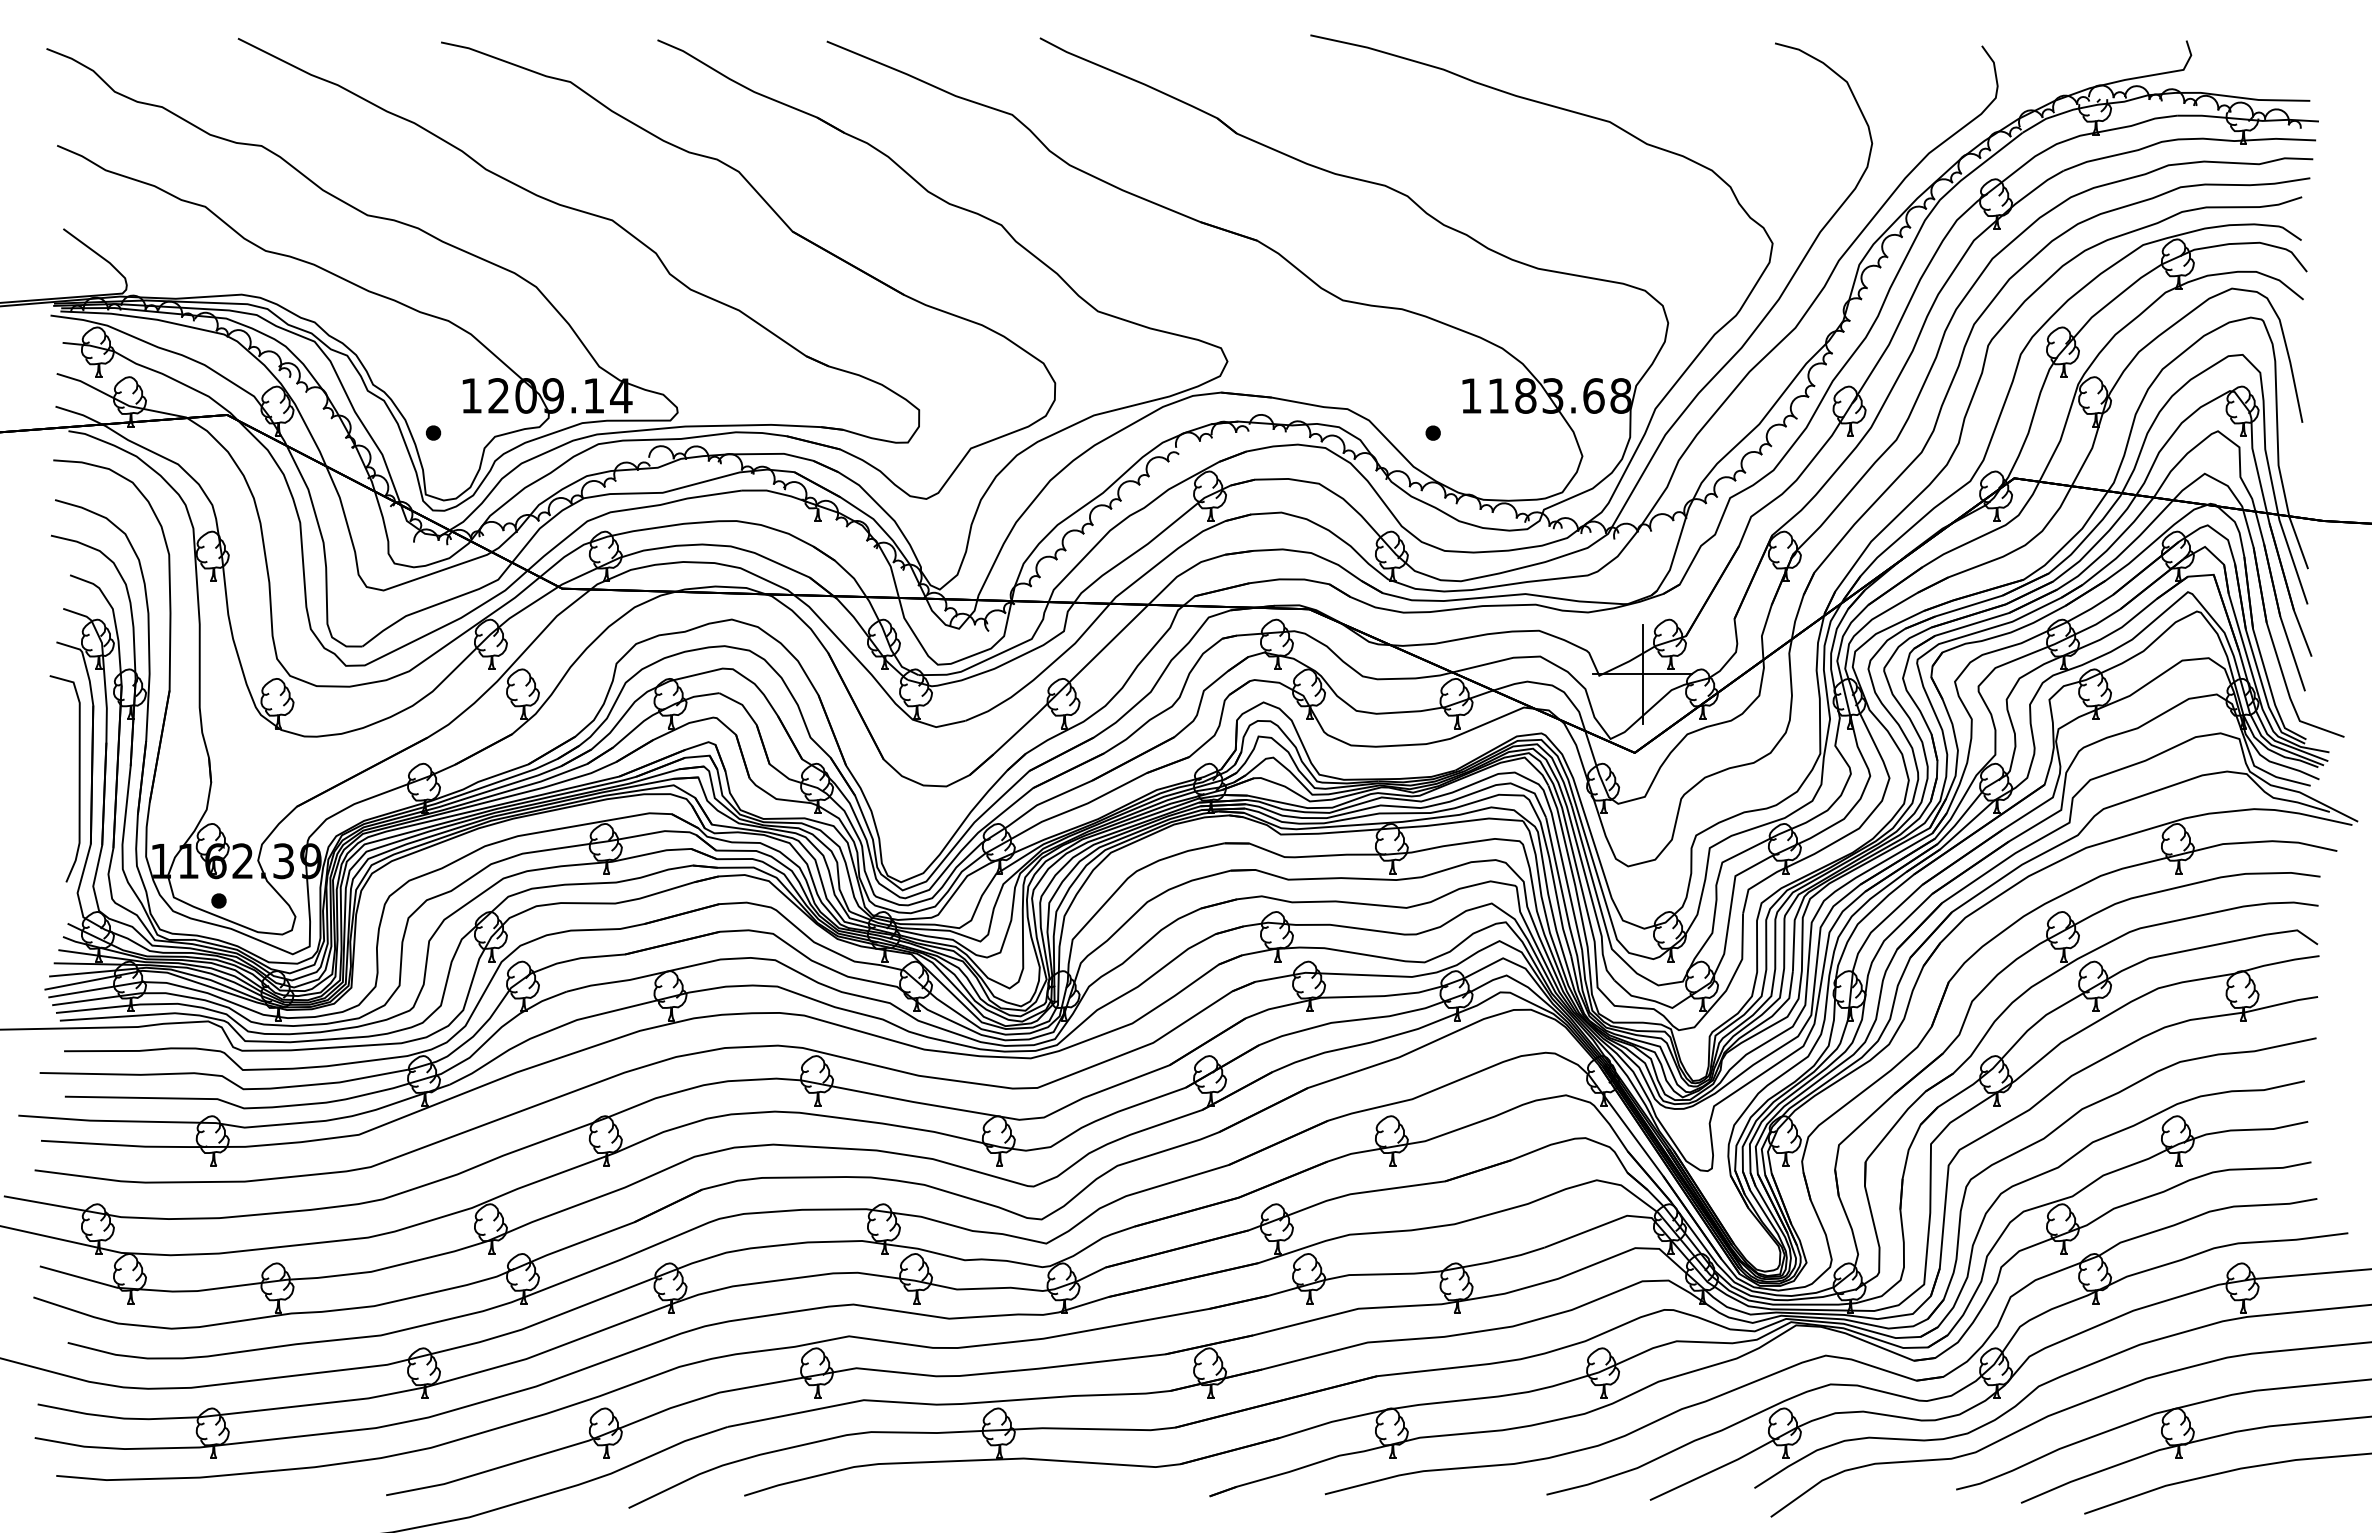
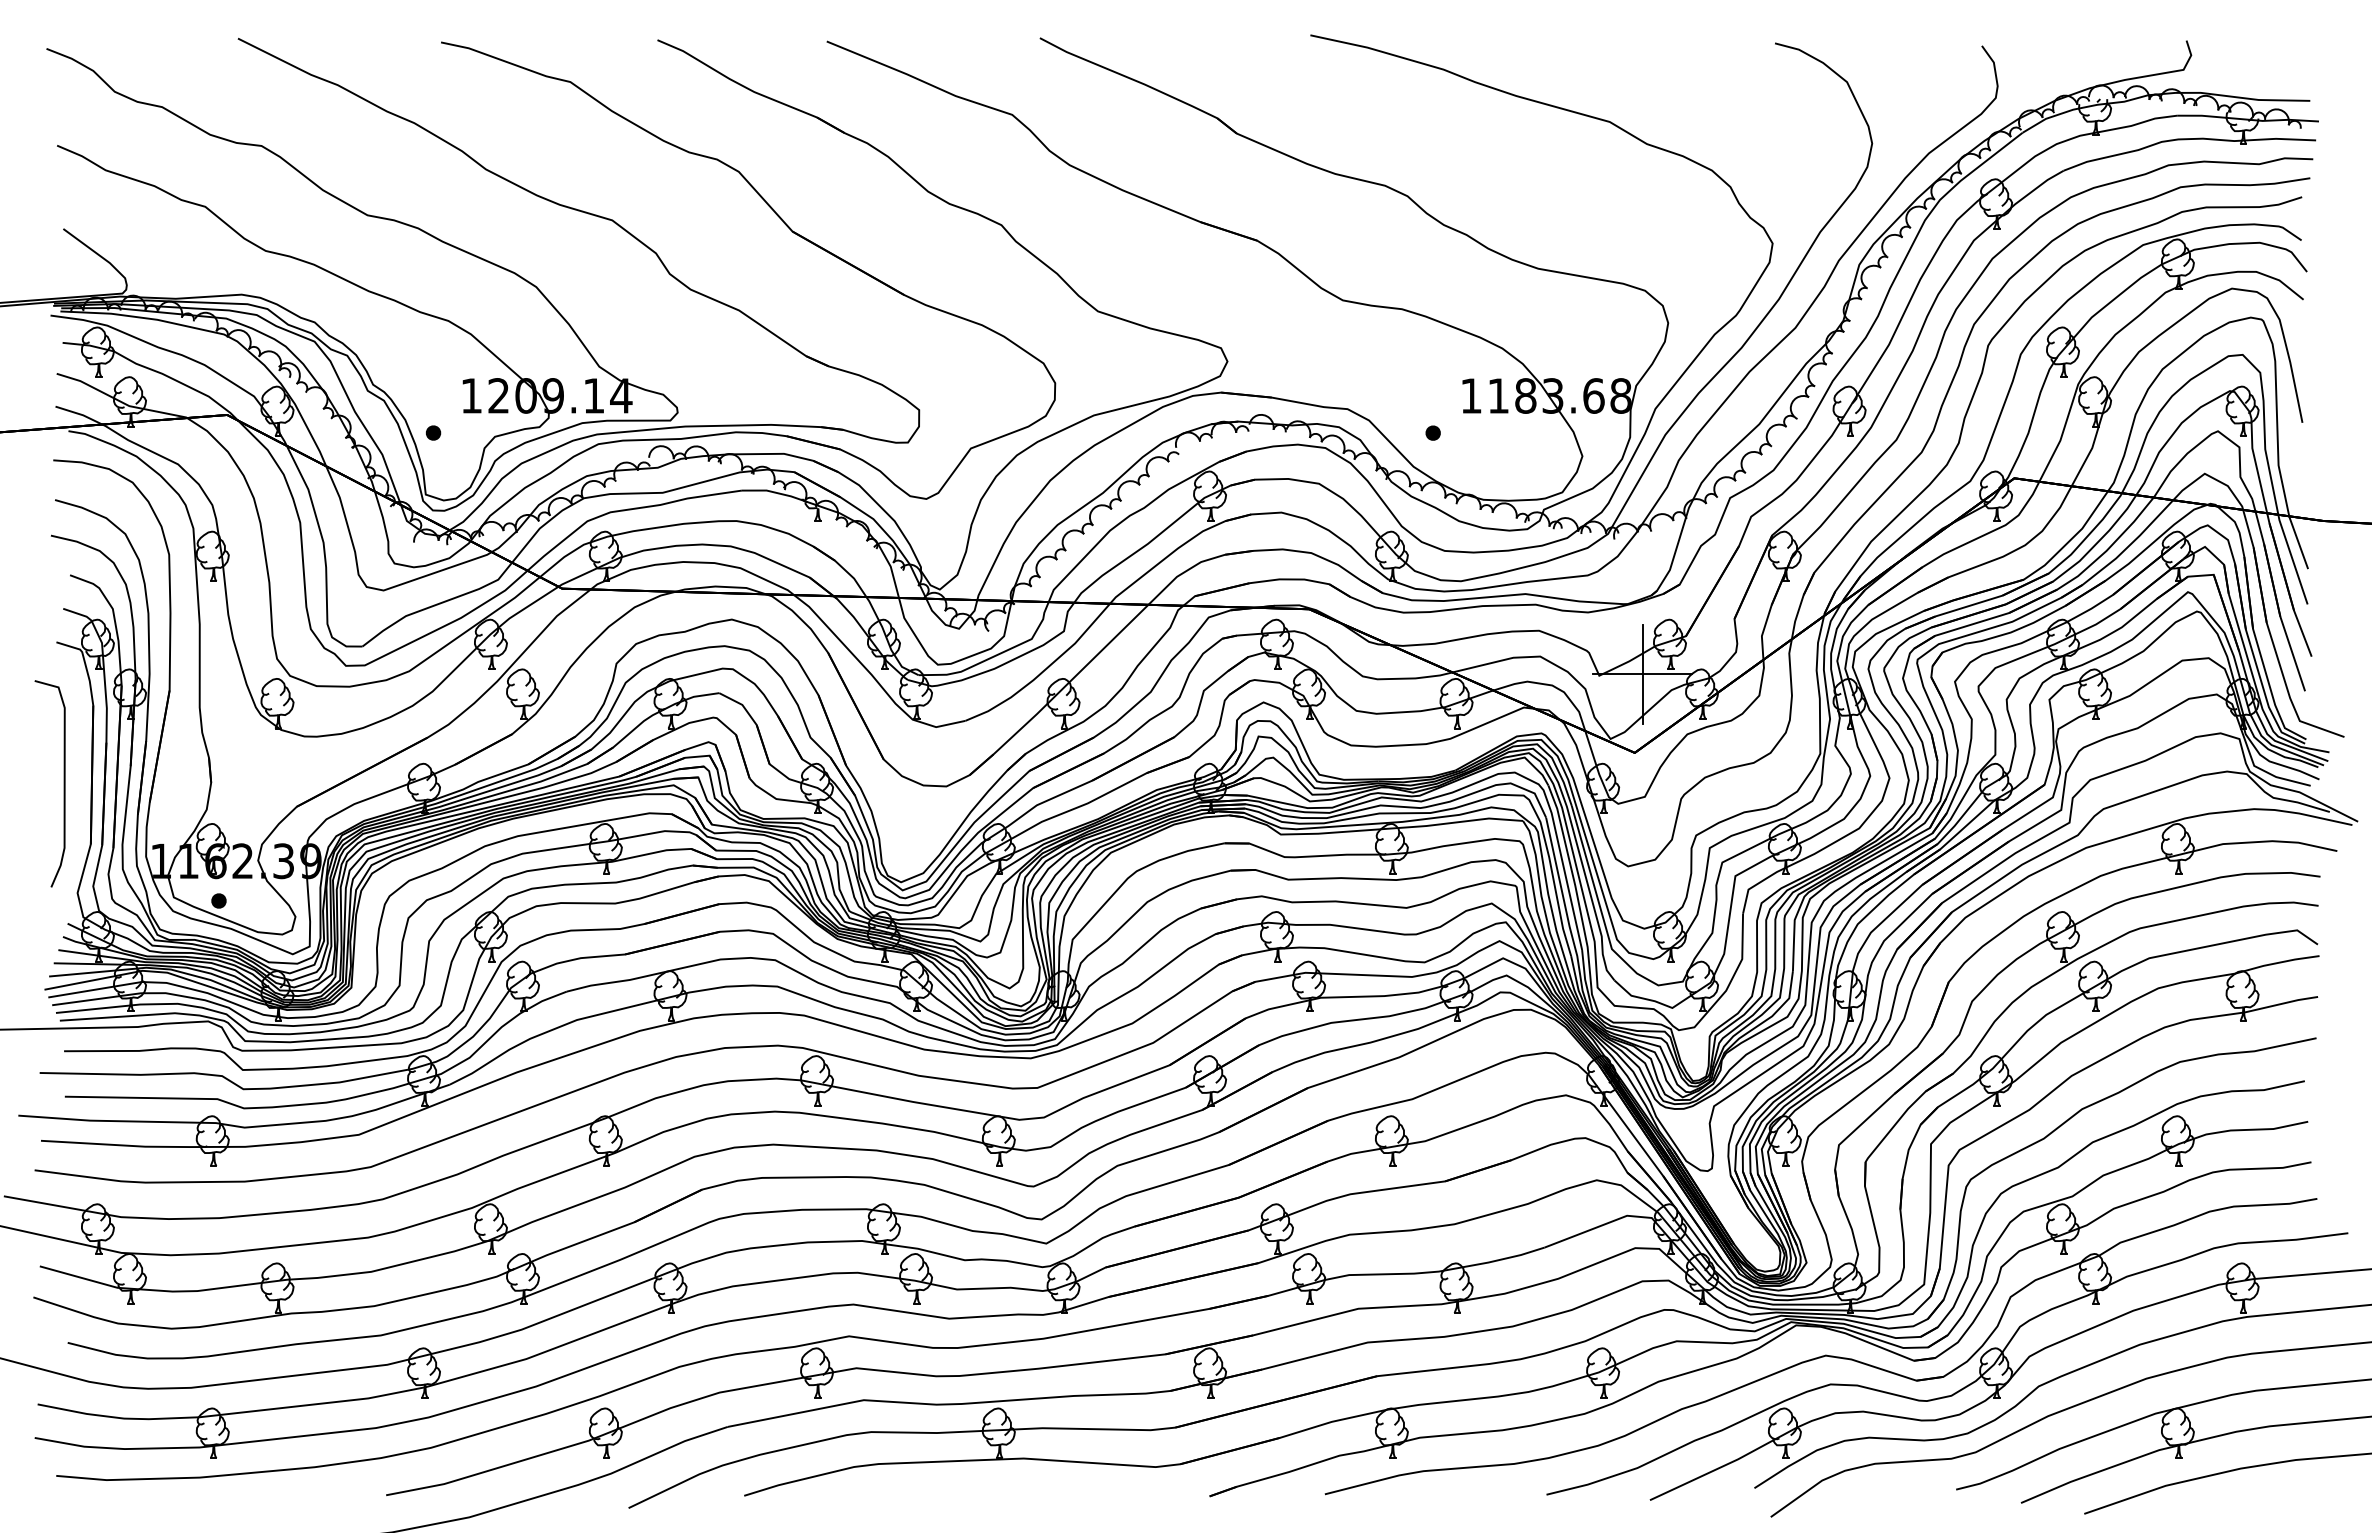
curve position: (78, 778) -> (63, 783) (63, 783)
